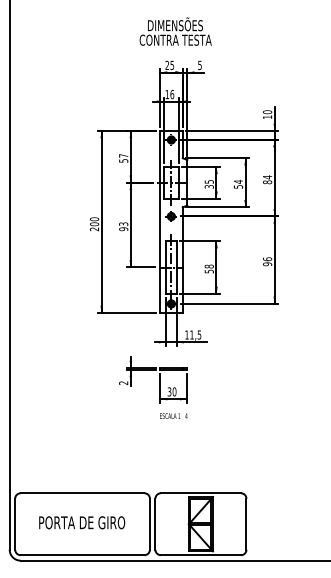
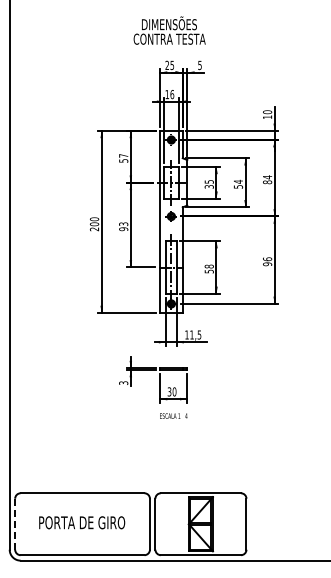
text position: (175, 31) -> (169, 30) (169, 30)
text: 2 -> 3 (124, 382)
line: solid -> dashed (15, 523)
